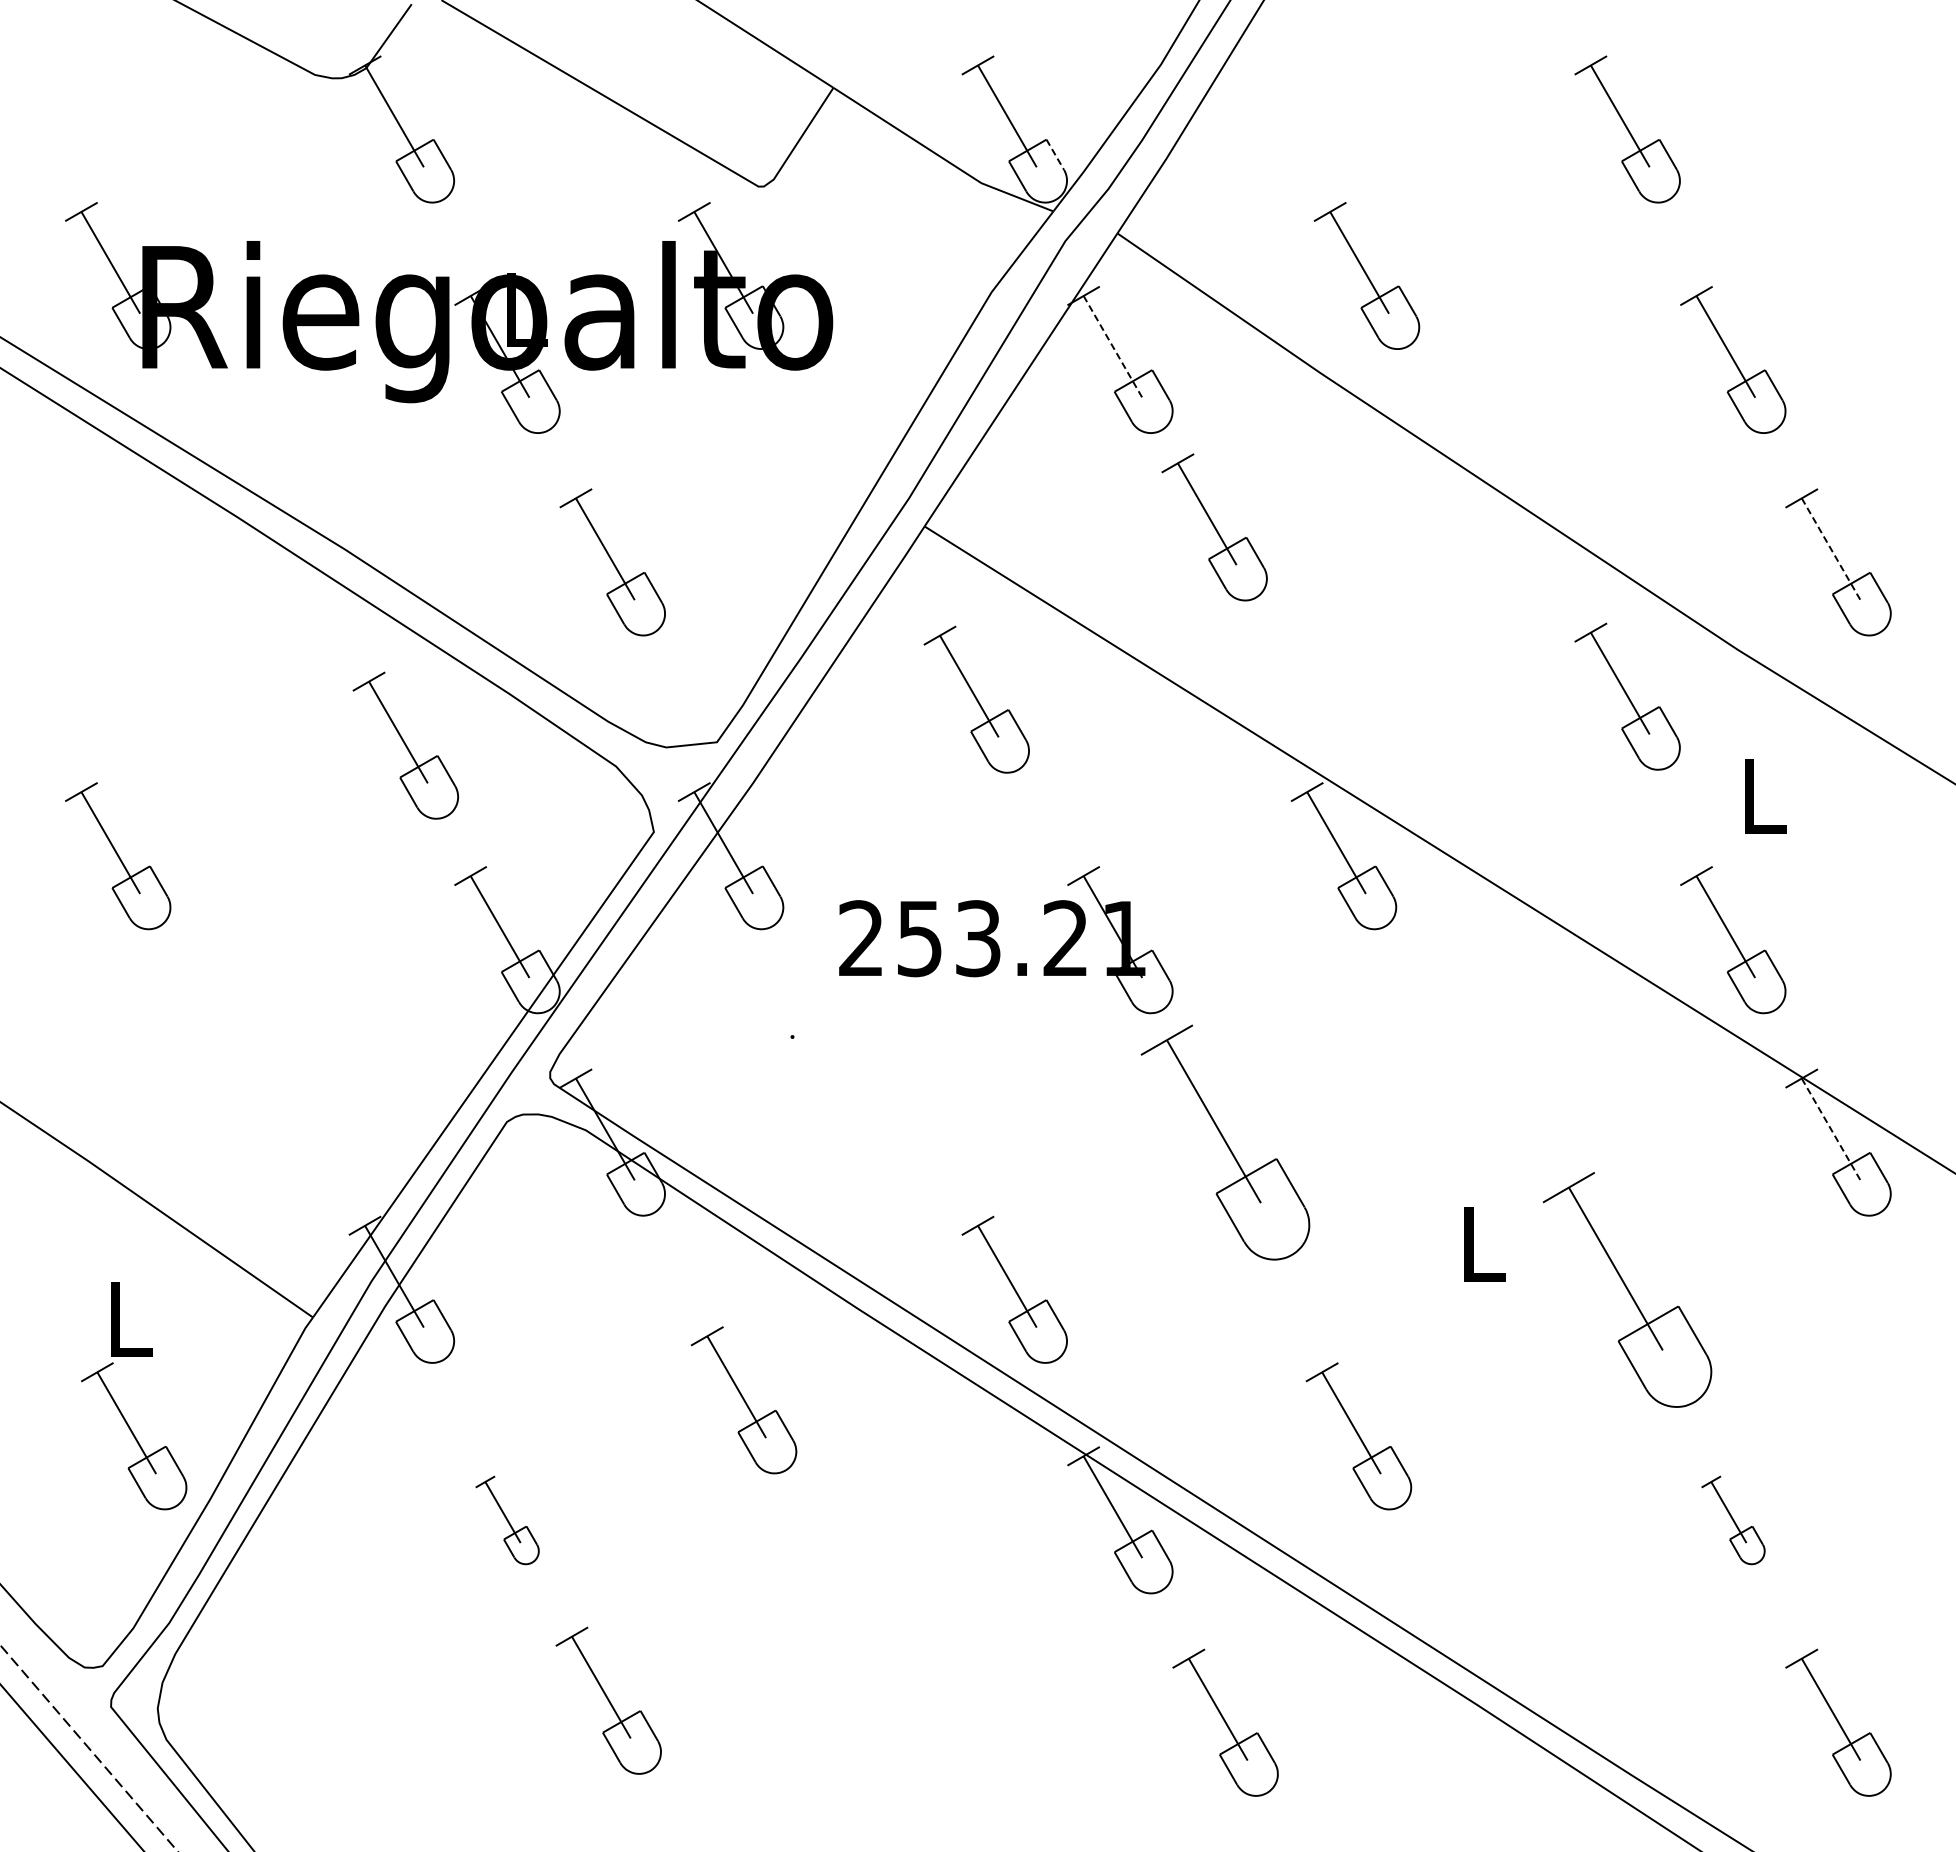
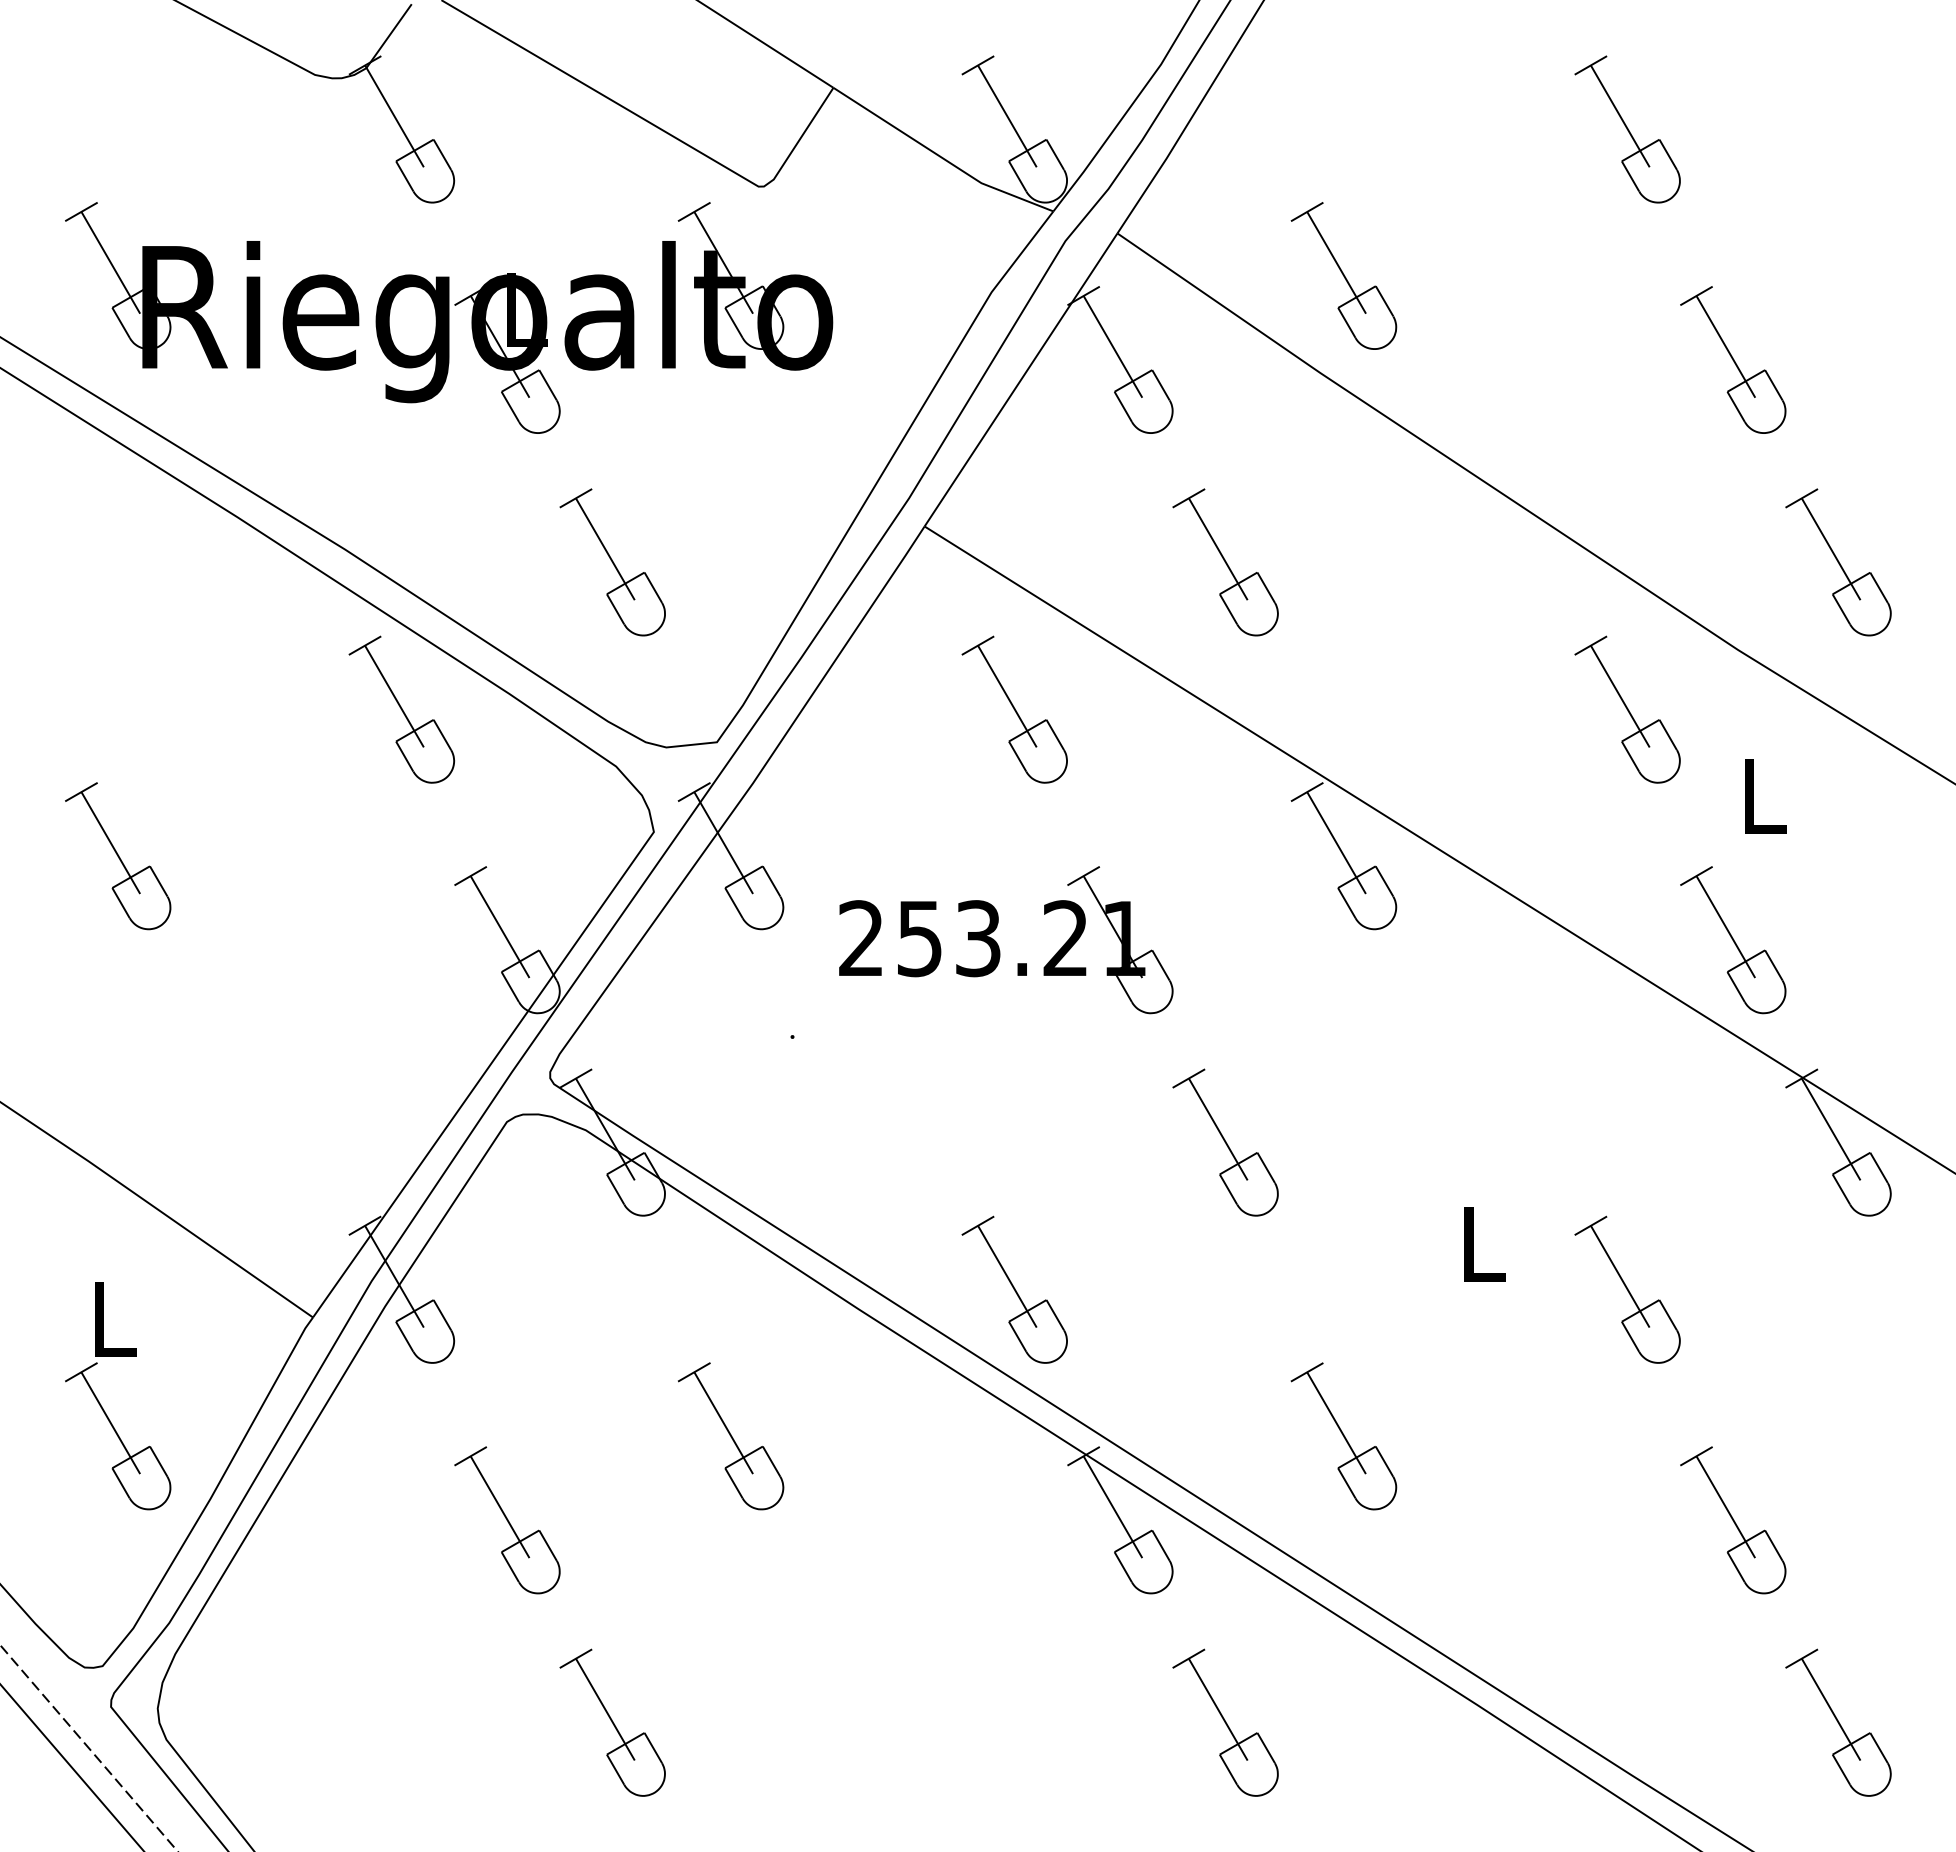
line: dashed -> solid (1055, 154)
part position: (1366, 275) -> (1343, 275) (1343, 275)
line: dashed -> solid (1113, 346)
part position: (1214, 527) -> (1225, 562) (1225, 562)
line: dashed -> solid (1831, 549)
part position: (1627, 696) -> (1627, 709) (1627, 709)
part position: (976, 699) -> (1014, 709) (1014, 709)
part position: (405, 745) -> (401, 709) (401, 709)
line: dashed -> solid (1831, 1129)
part size: 171x237 px -> 107x149 px (1225, 1142)
part size: 171x236 px -> 107x149 px (1627, 1289)
part position: (744, 1400) -> (731, 1436) (731, 1436)
part position: (117, 1404) -> (101, 1404) (101, 1404)
part position: (1358, 1436) -> (1343, 1436) (1343, 1436)
part size: 65x91 px -> 107x149 px (507, 1520)
part size: 65x91 px -> 107x149 px (1733, 1520)
part position: (608, 1700) -> (612, 1722) (612, 1722)
